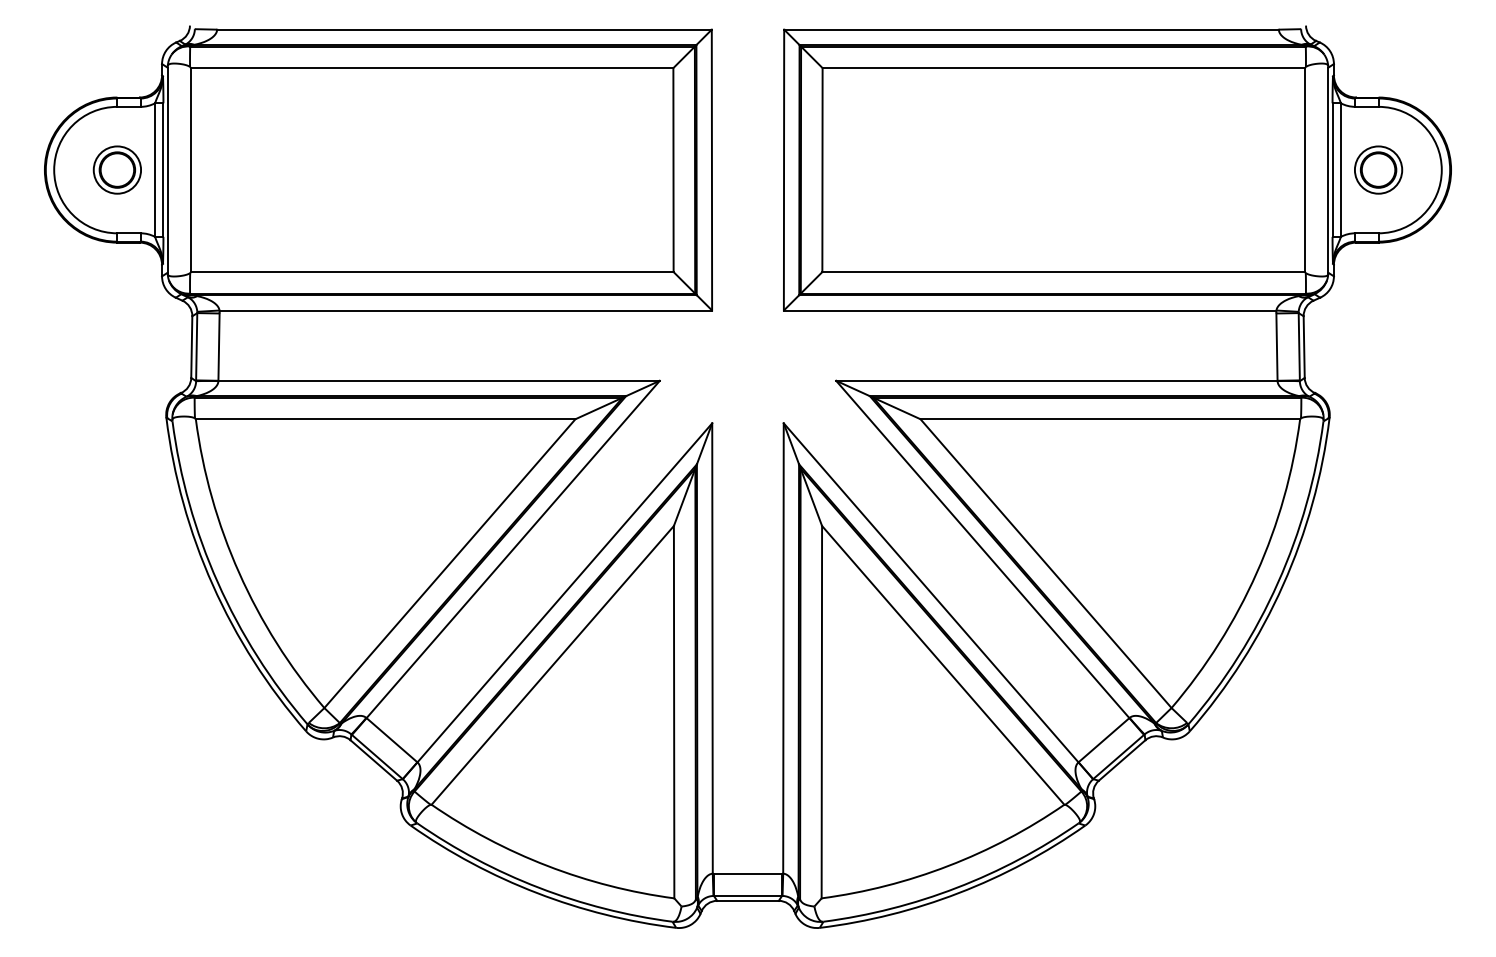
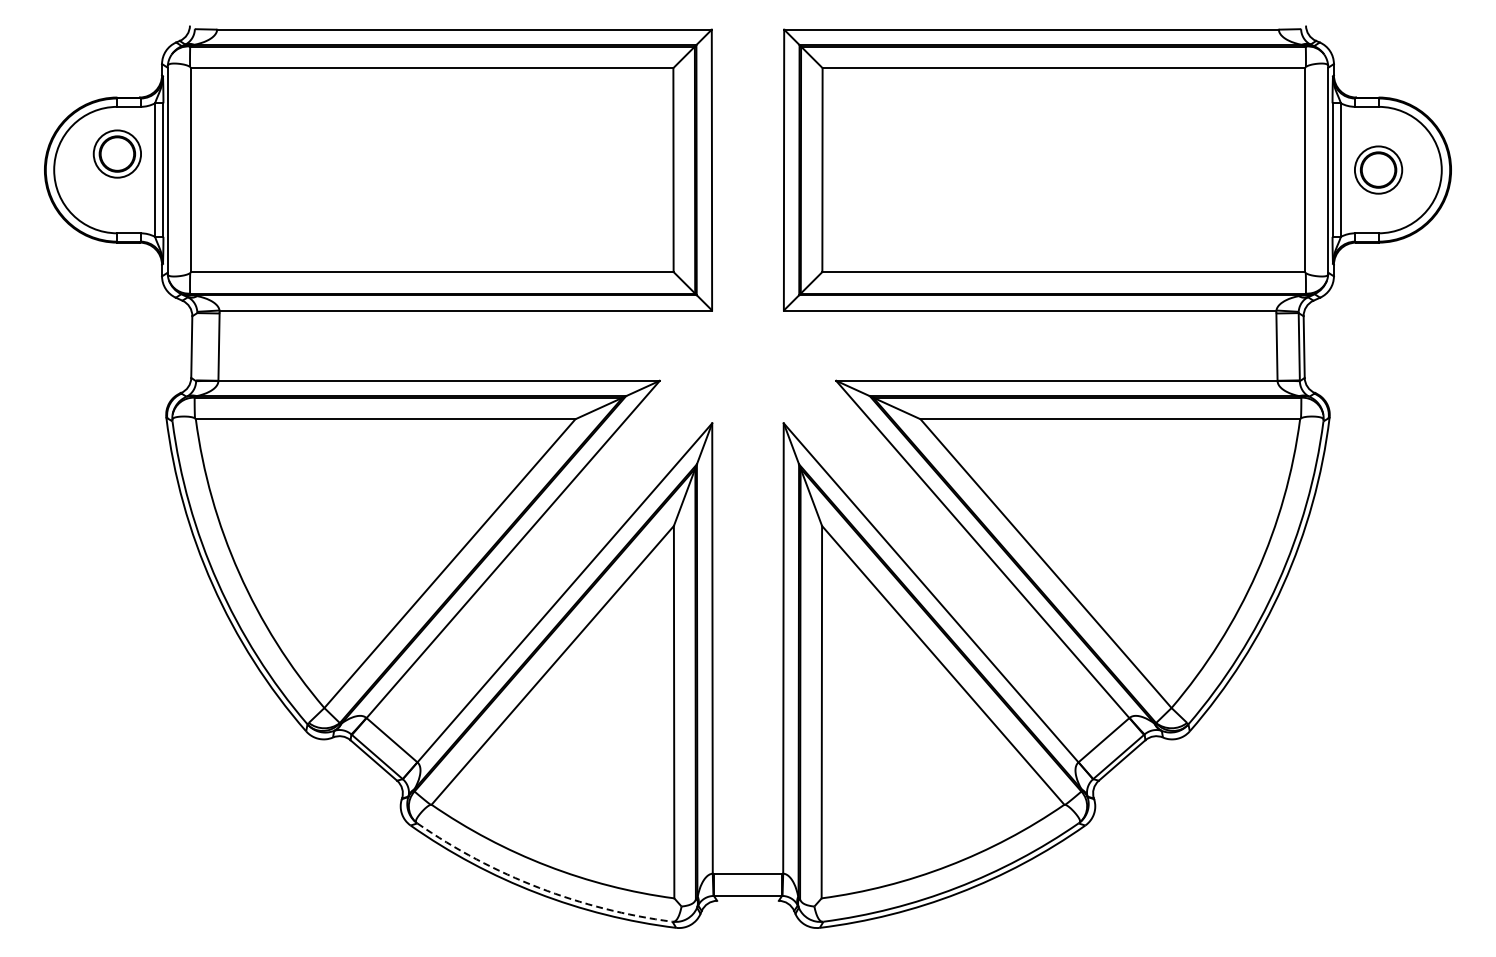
part position: (116, 169) -> (116, 153) (116, 153)
line: present -> none (196, 346)
arc: solid -> dashed (539, 887)
line: present -> none (747, 900)
